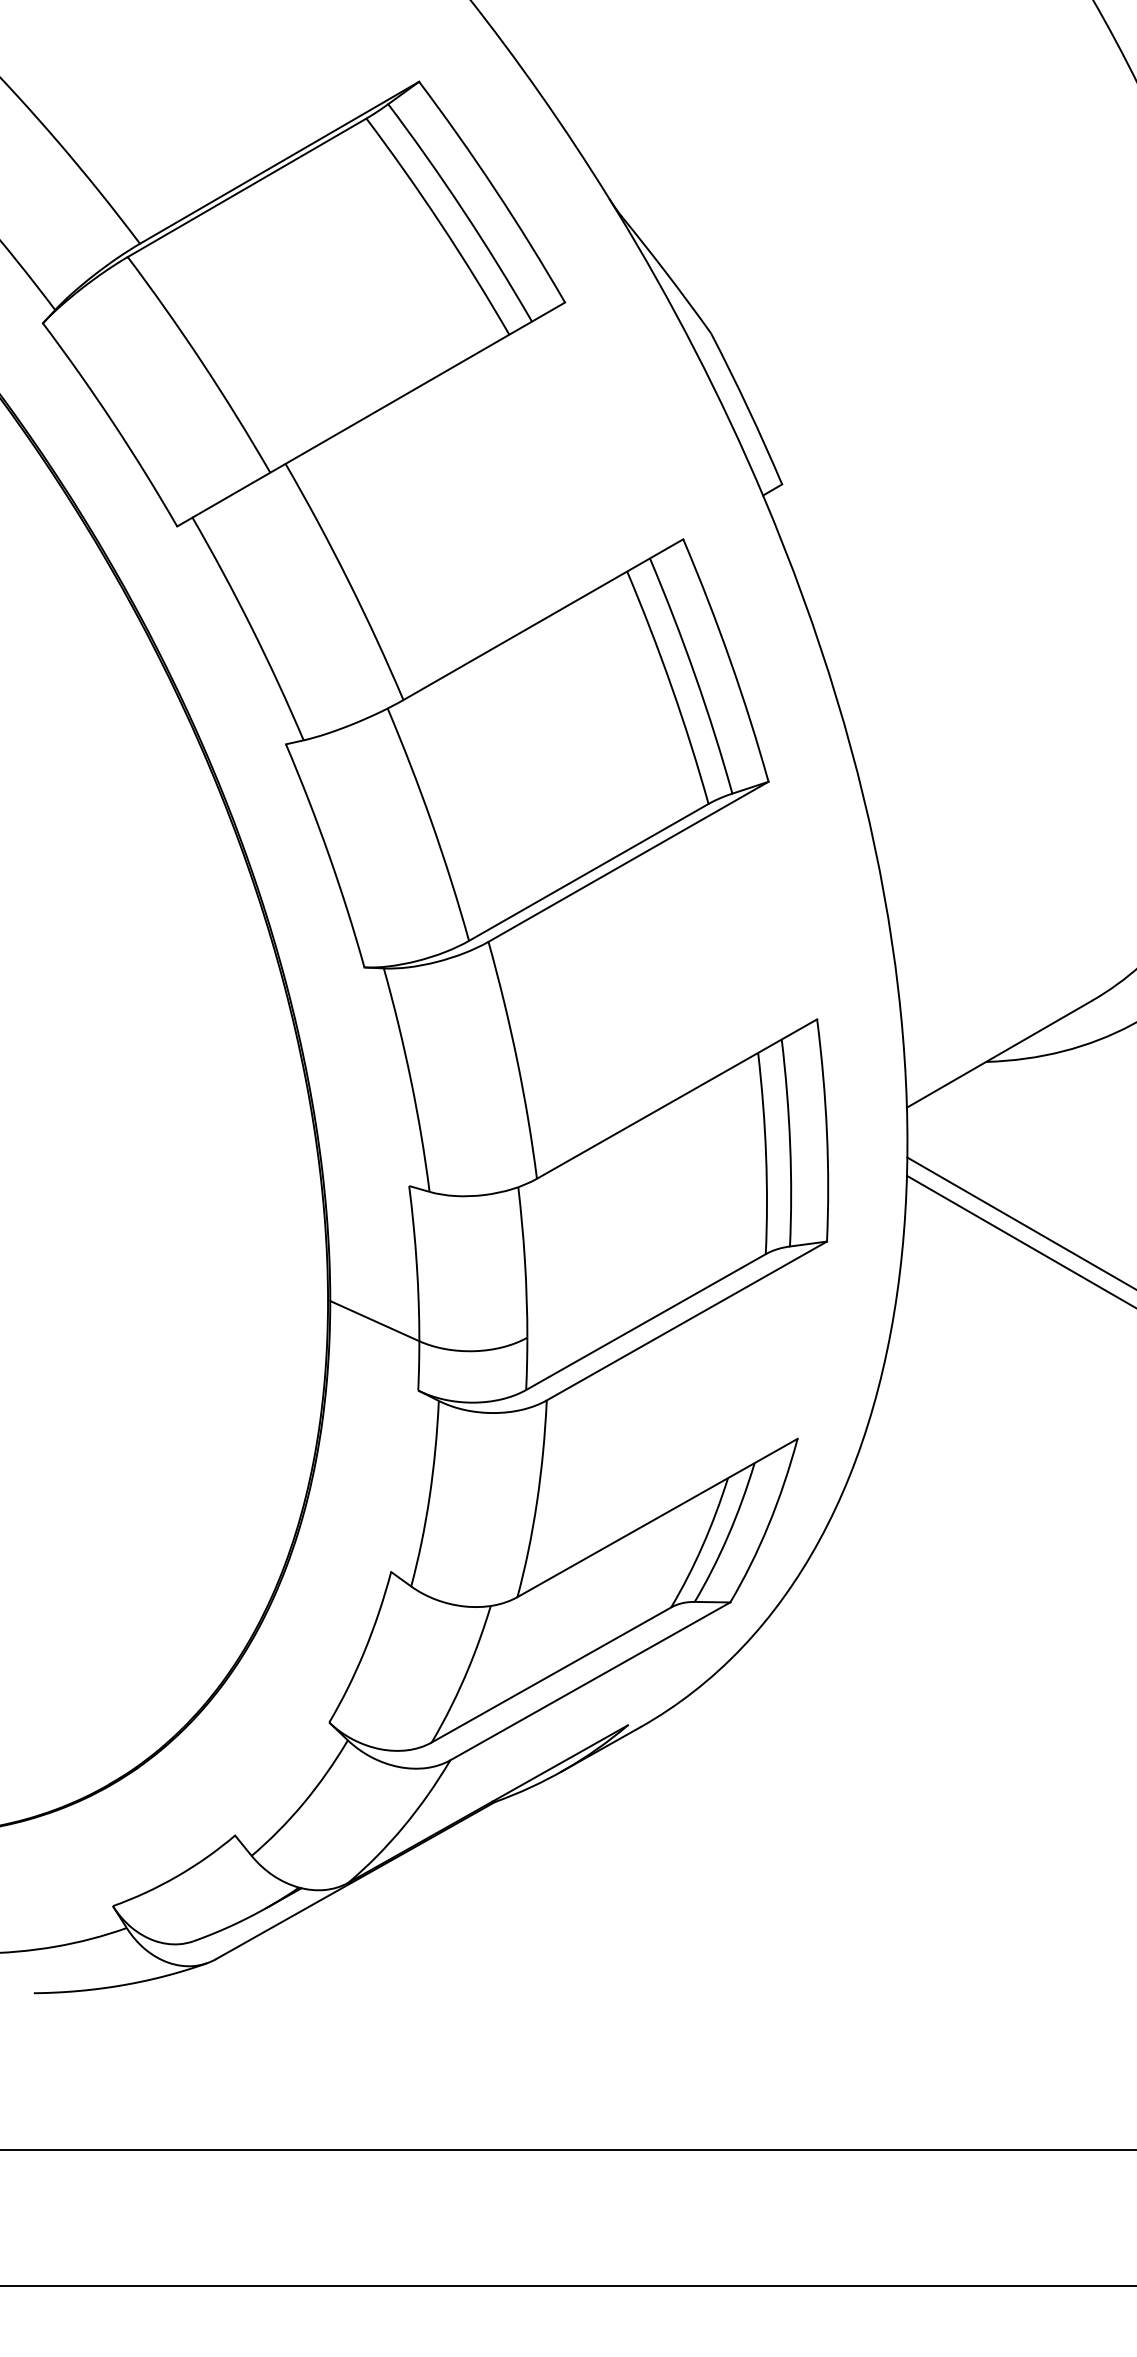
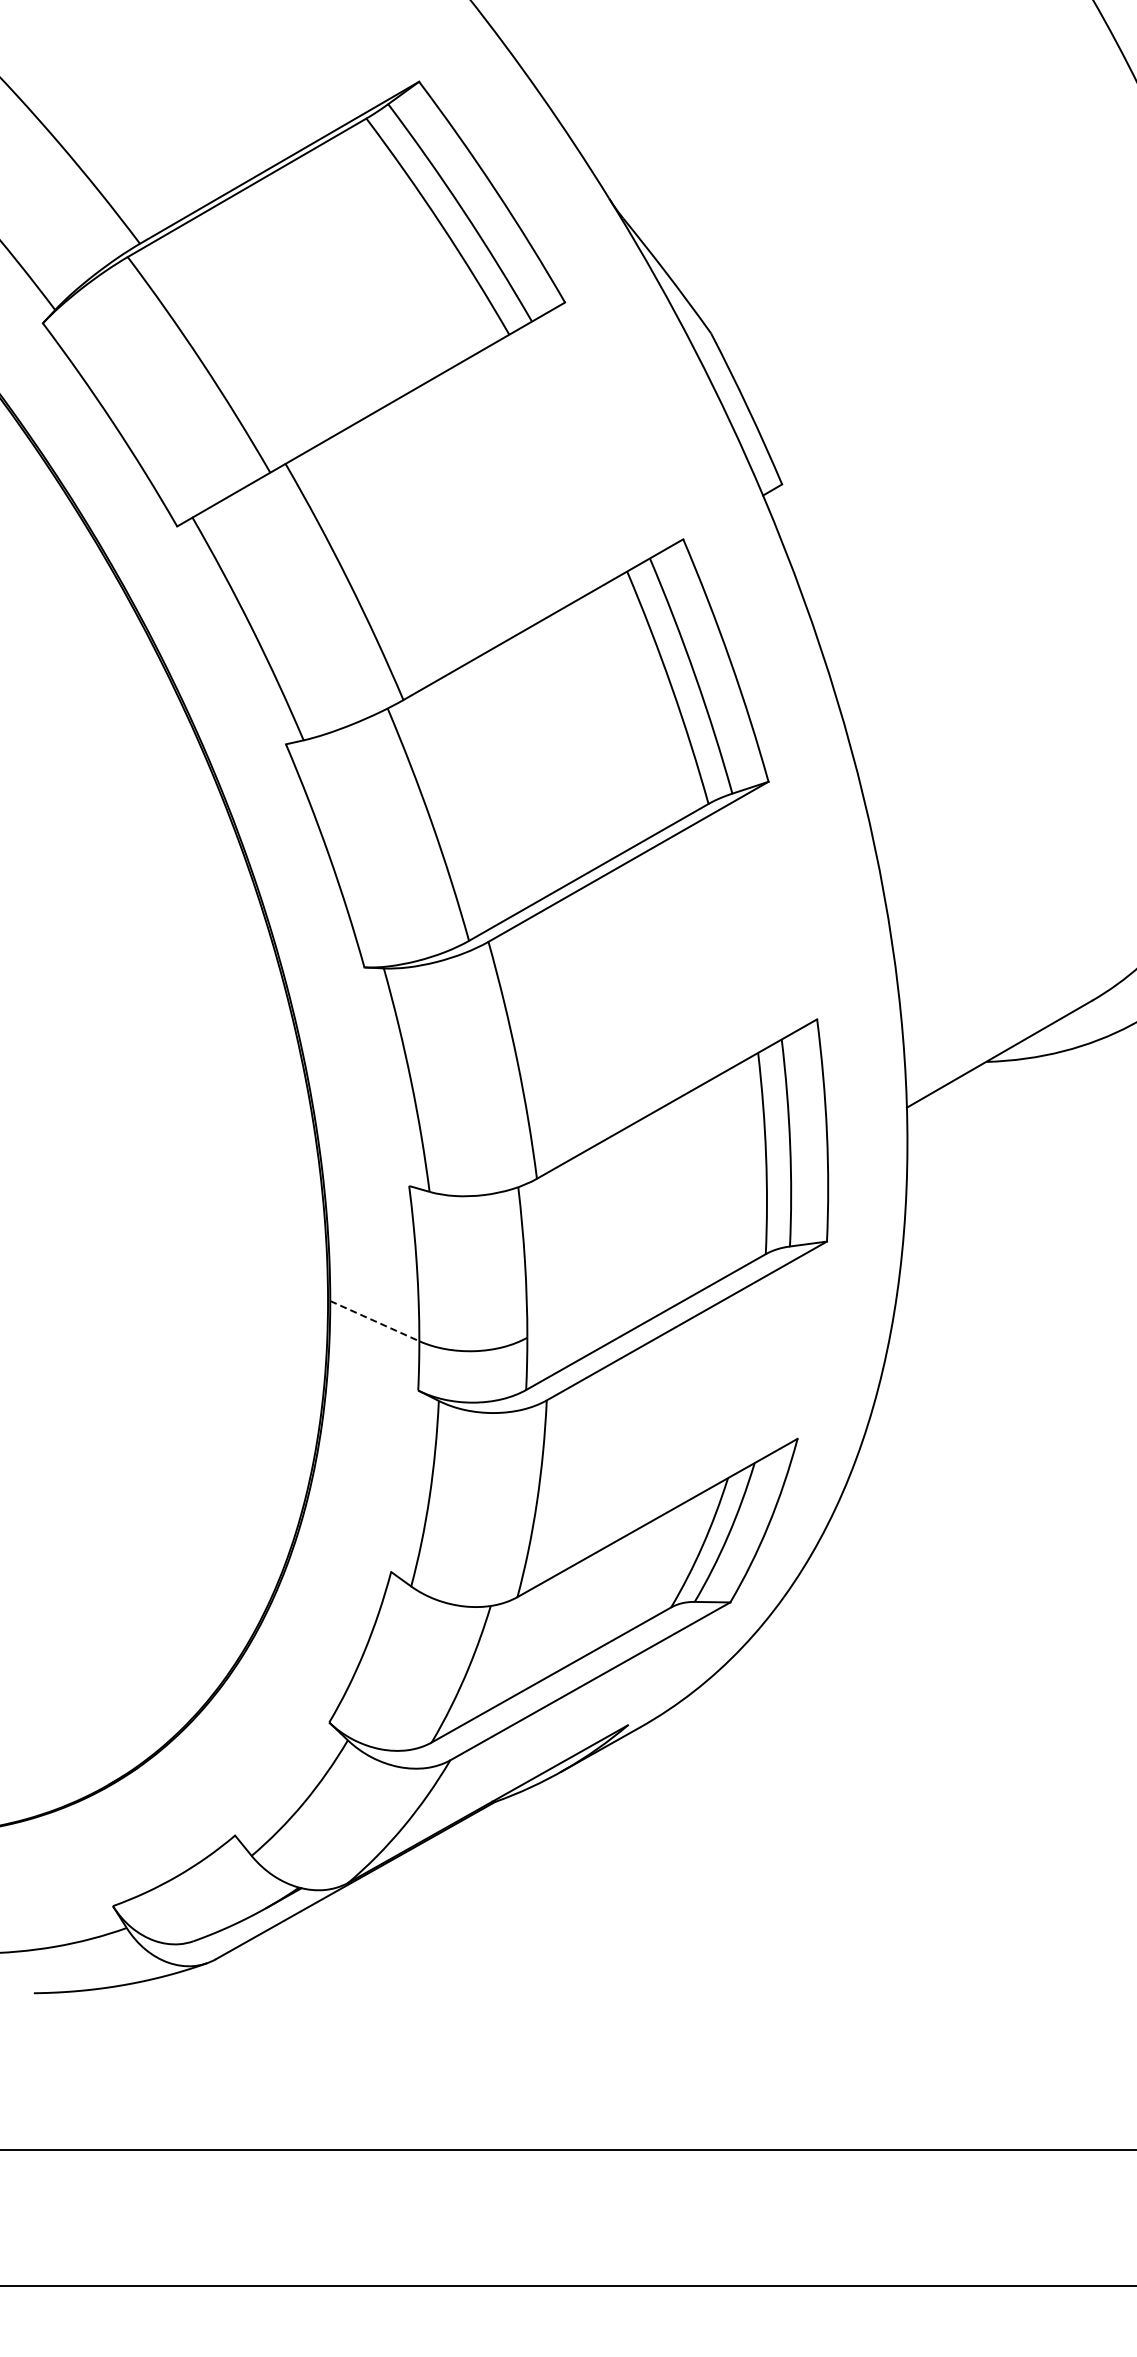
line: present -> none (1020, 1222)
line: present -> none (1019, 1240)
line: solid -> dashed (374, 1321)
